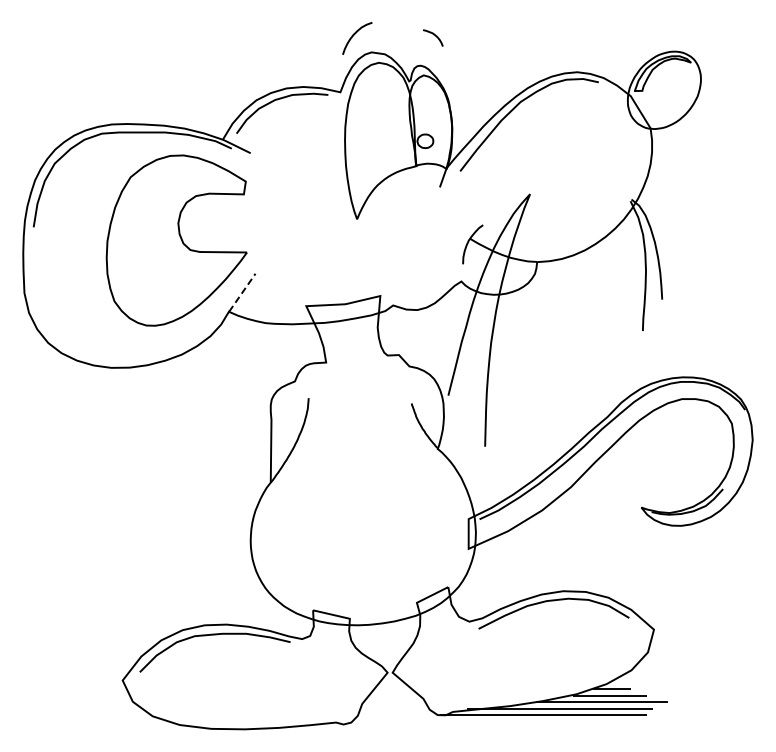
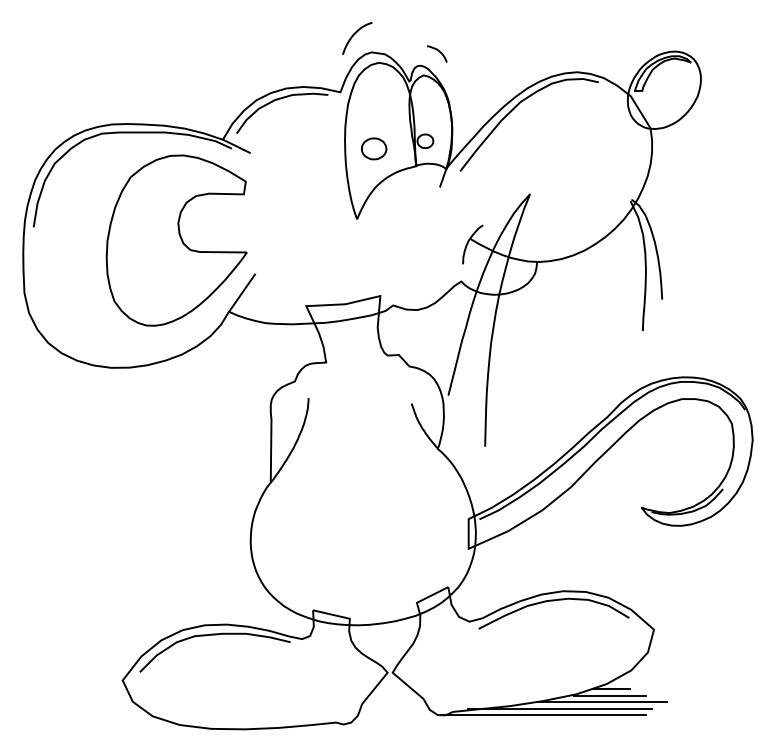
curve position: (433, 35) -> (437, 51) (437, 51)
part: none -> present (373, 148)
line: dashed -> solid (242, 292)
